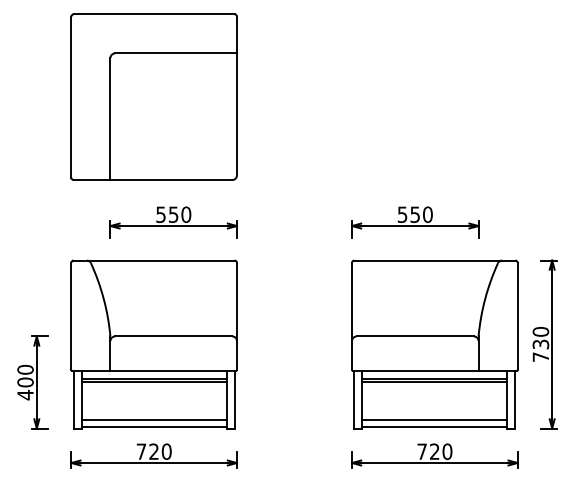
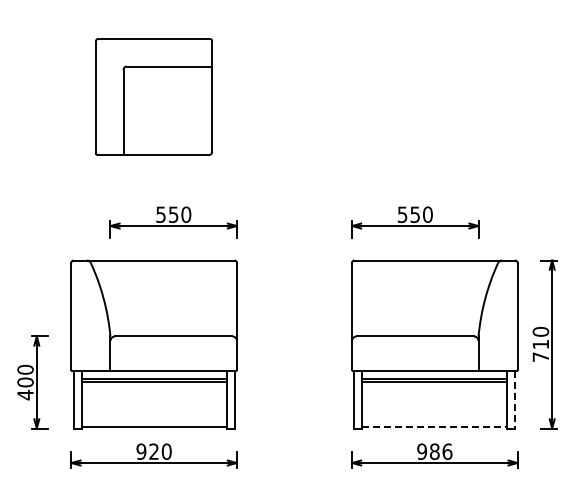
part size: 168x168 px -> 118x118 px (153, 96)
text: 730 -> 710 (540, 344)
line: solid -> dashed (515, 399)
line: present -> none (153, 420)
line: present -> none (434, 420)
line: solid -> dashed (435, 427)
text: 720 -> 920 (141, 451)
text: 720 -> 986 (434, 451)
